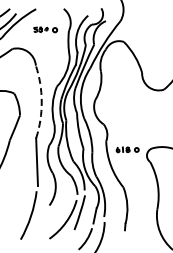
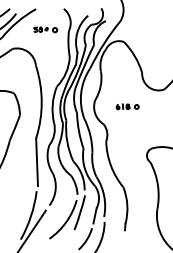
arc: dashed -> solid (41, 101)
part position: (127, 149) -> (127, 106) (127, 106)
line: none -> present (32, 229)
